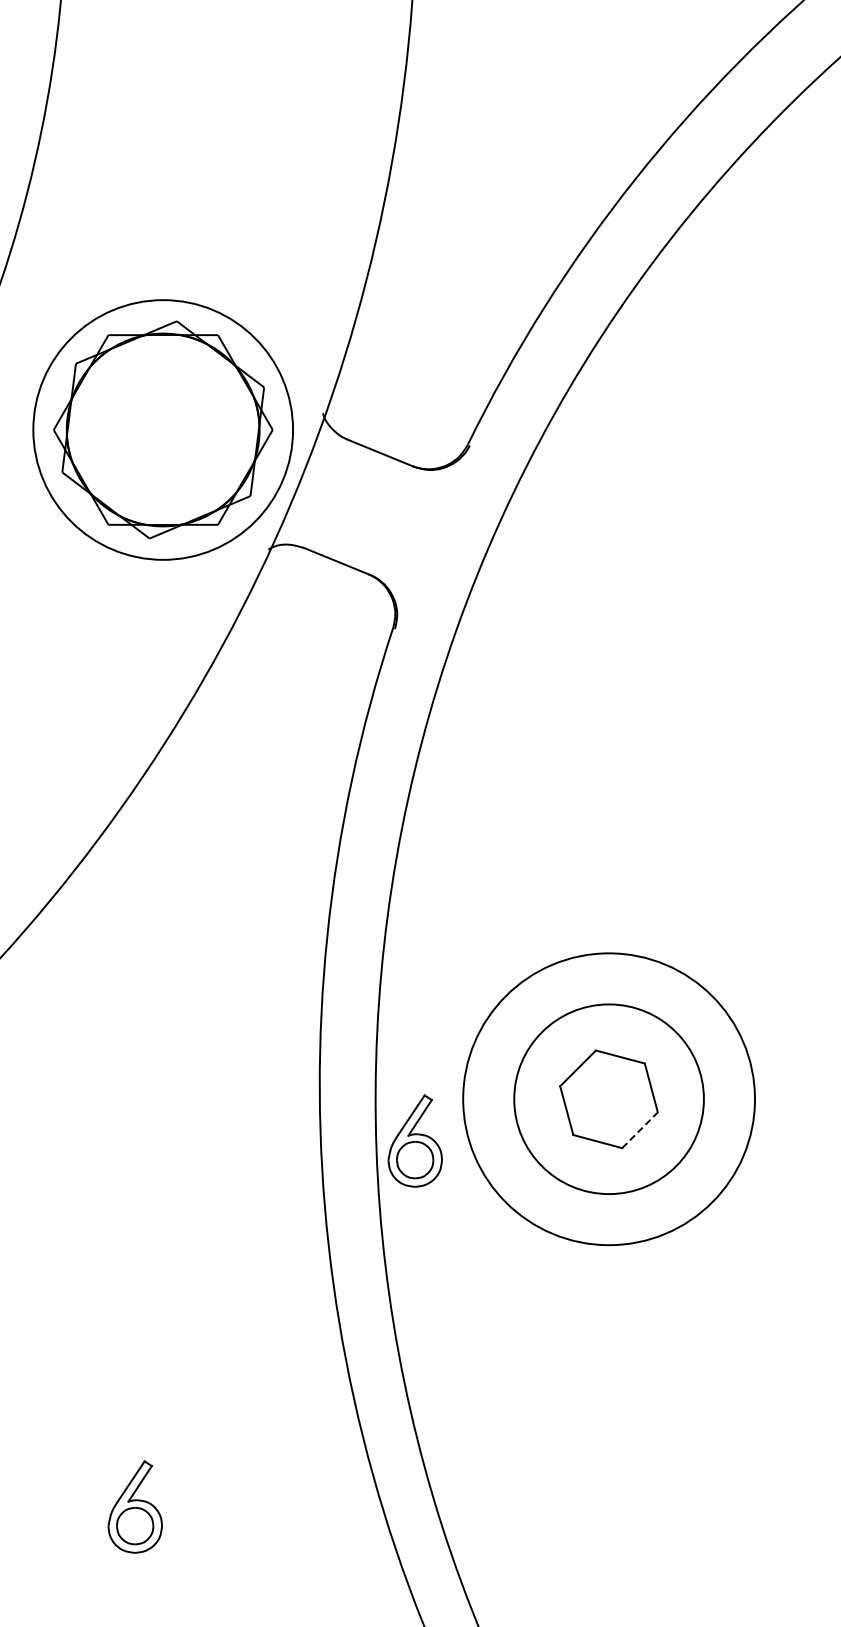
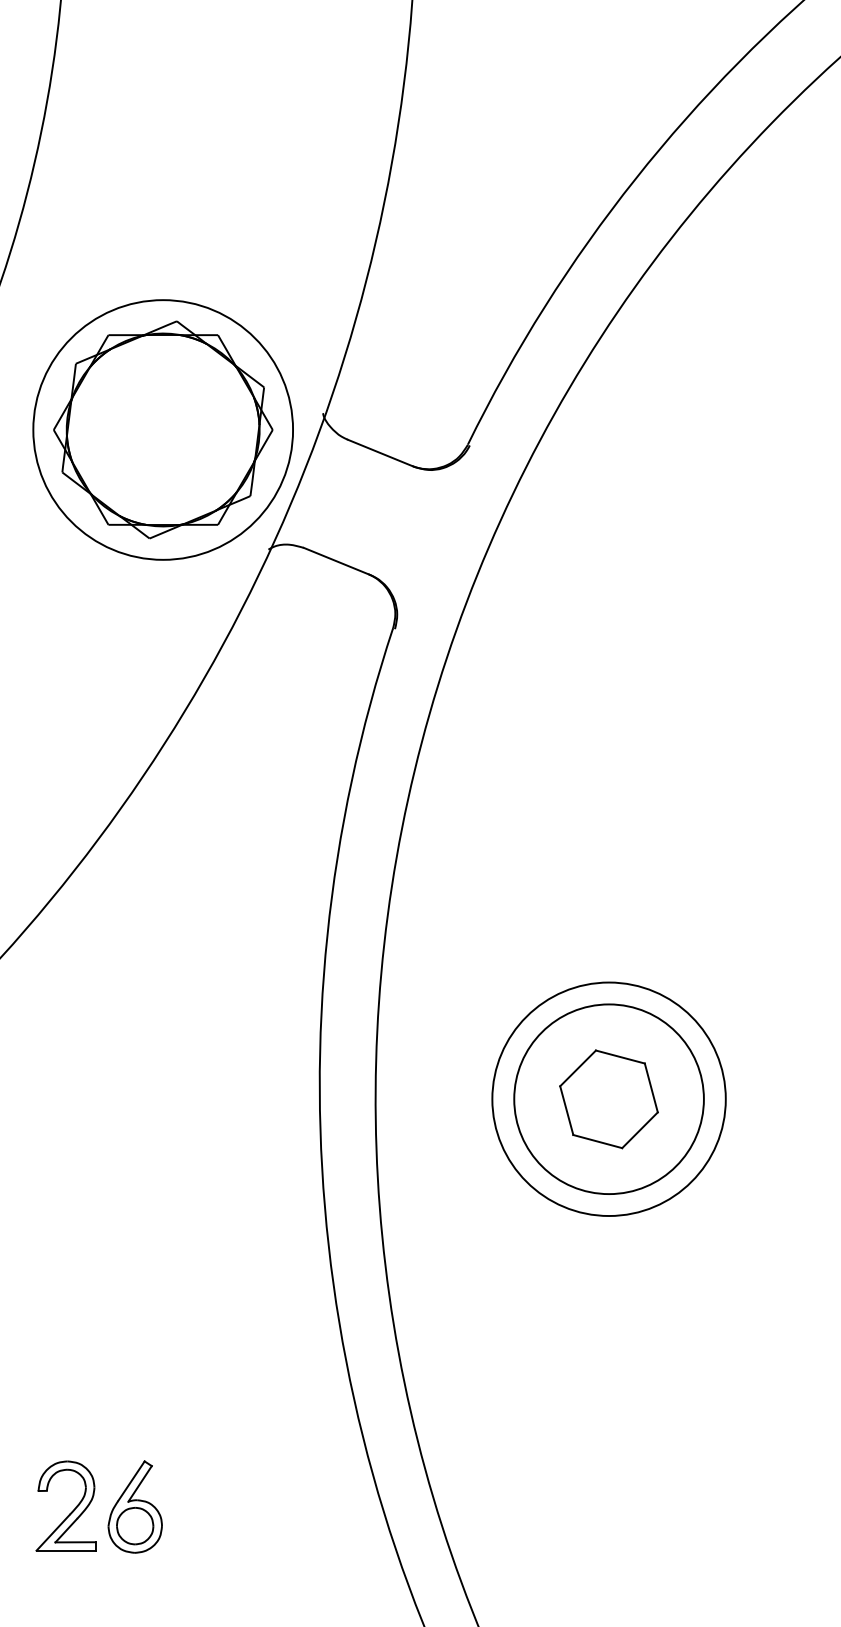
circle diameter: 292 px -> 233 px (608, 1099)
line: dashed -> solid (640, 1129)
part: present -> none (414, 1140)
part: none -> present (71, 1511)
